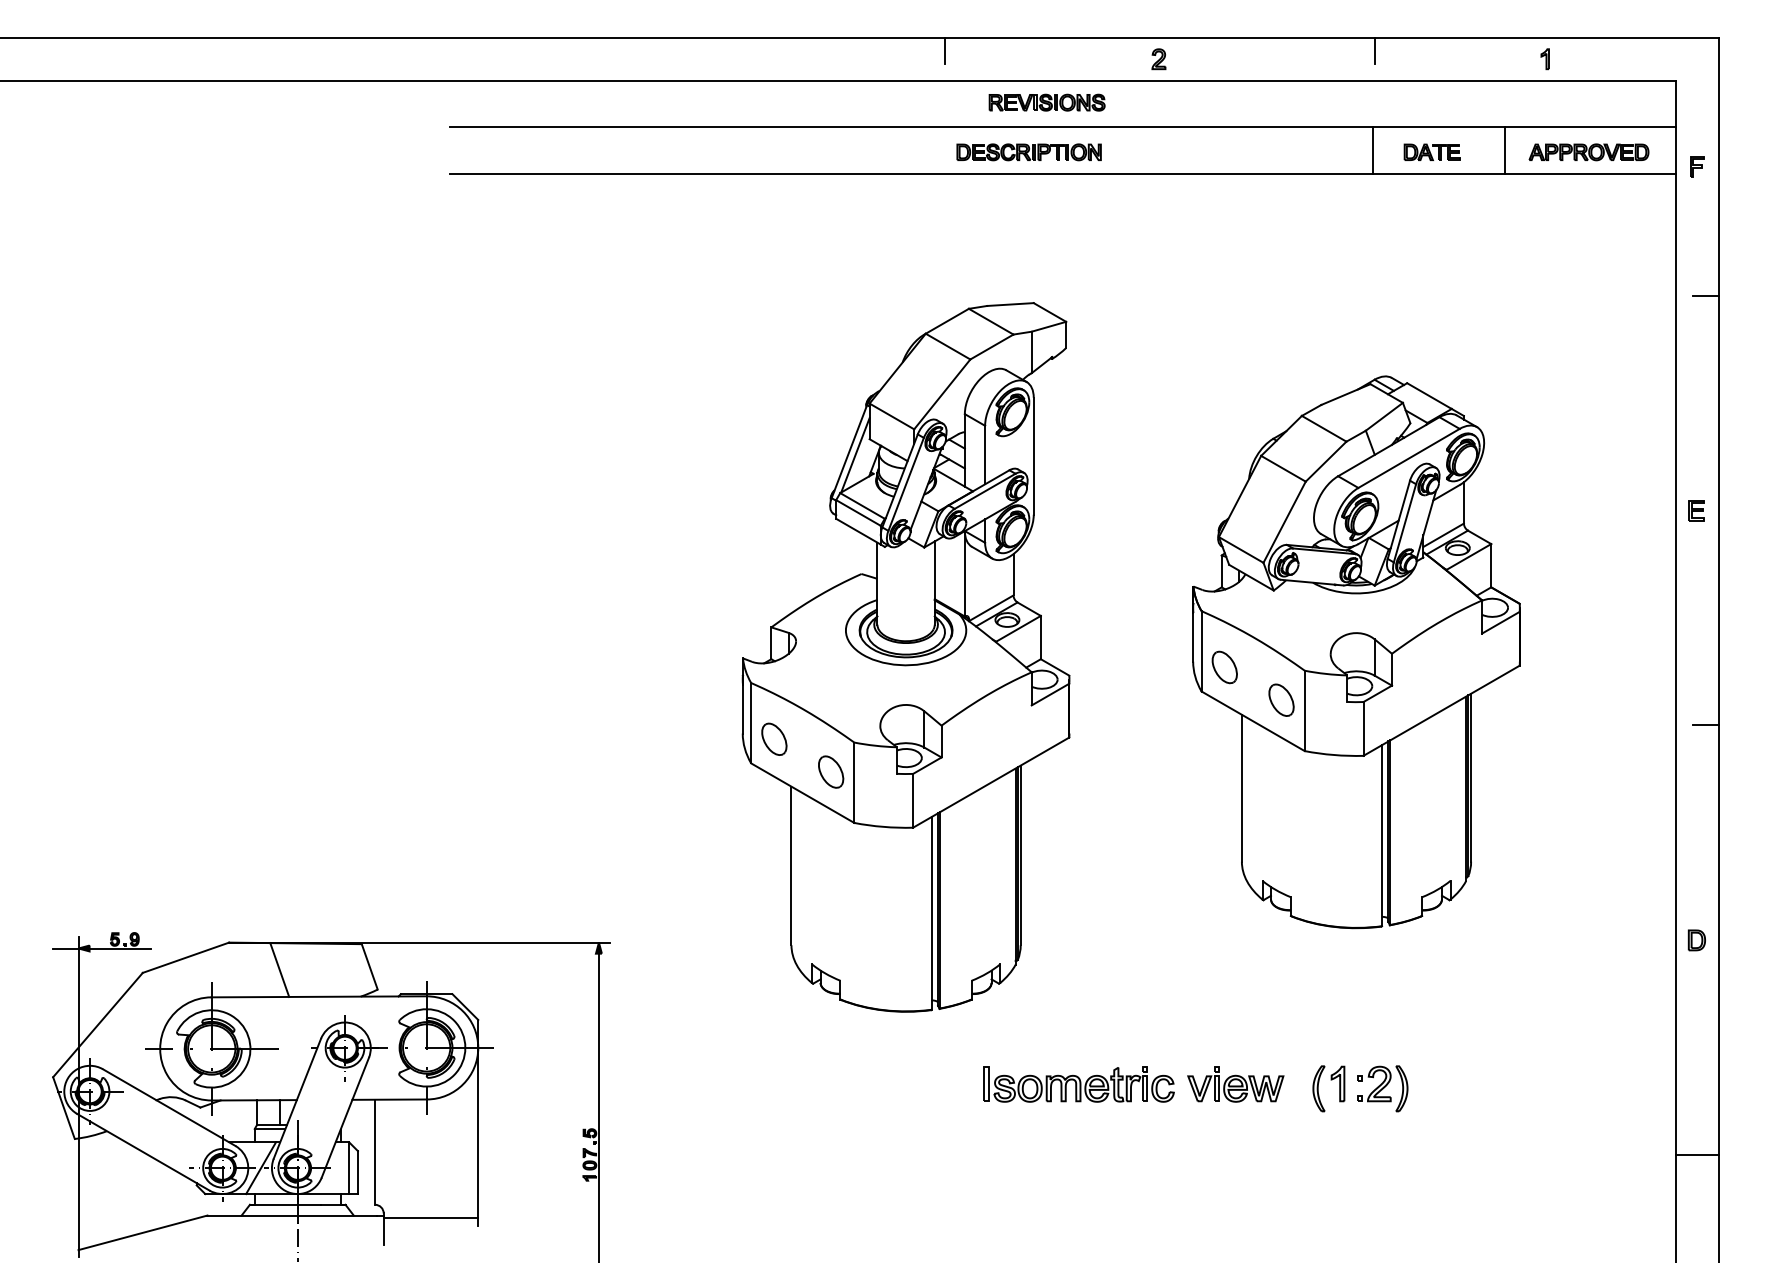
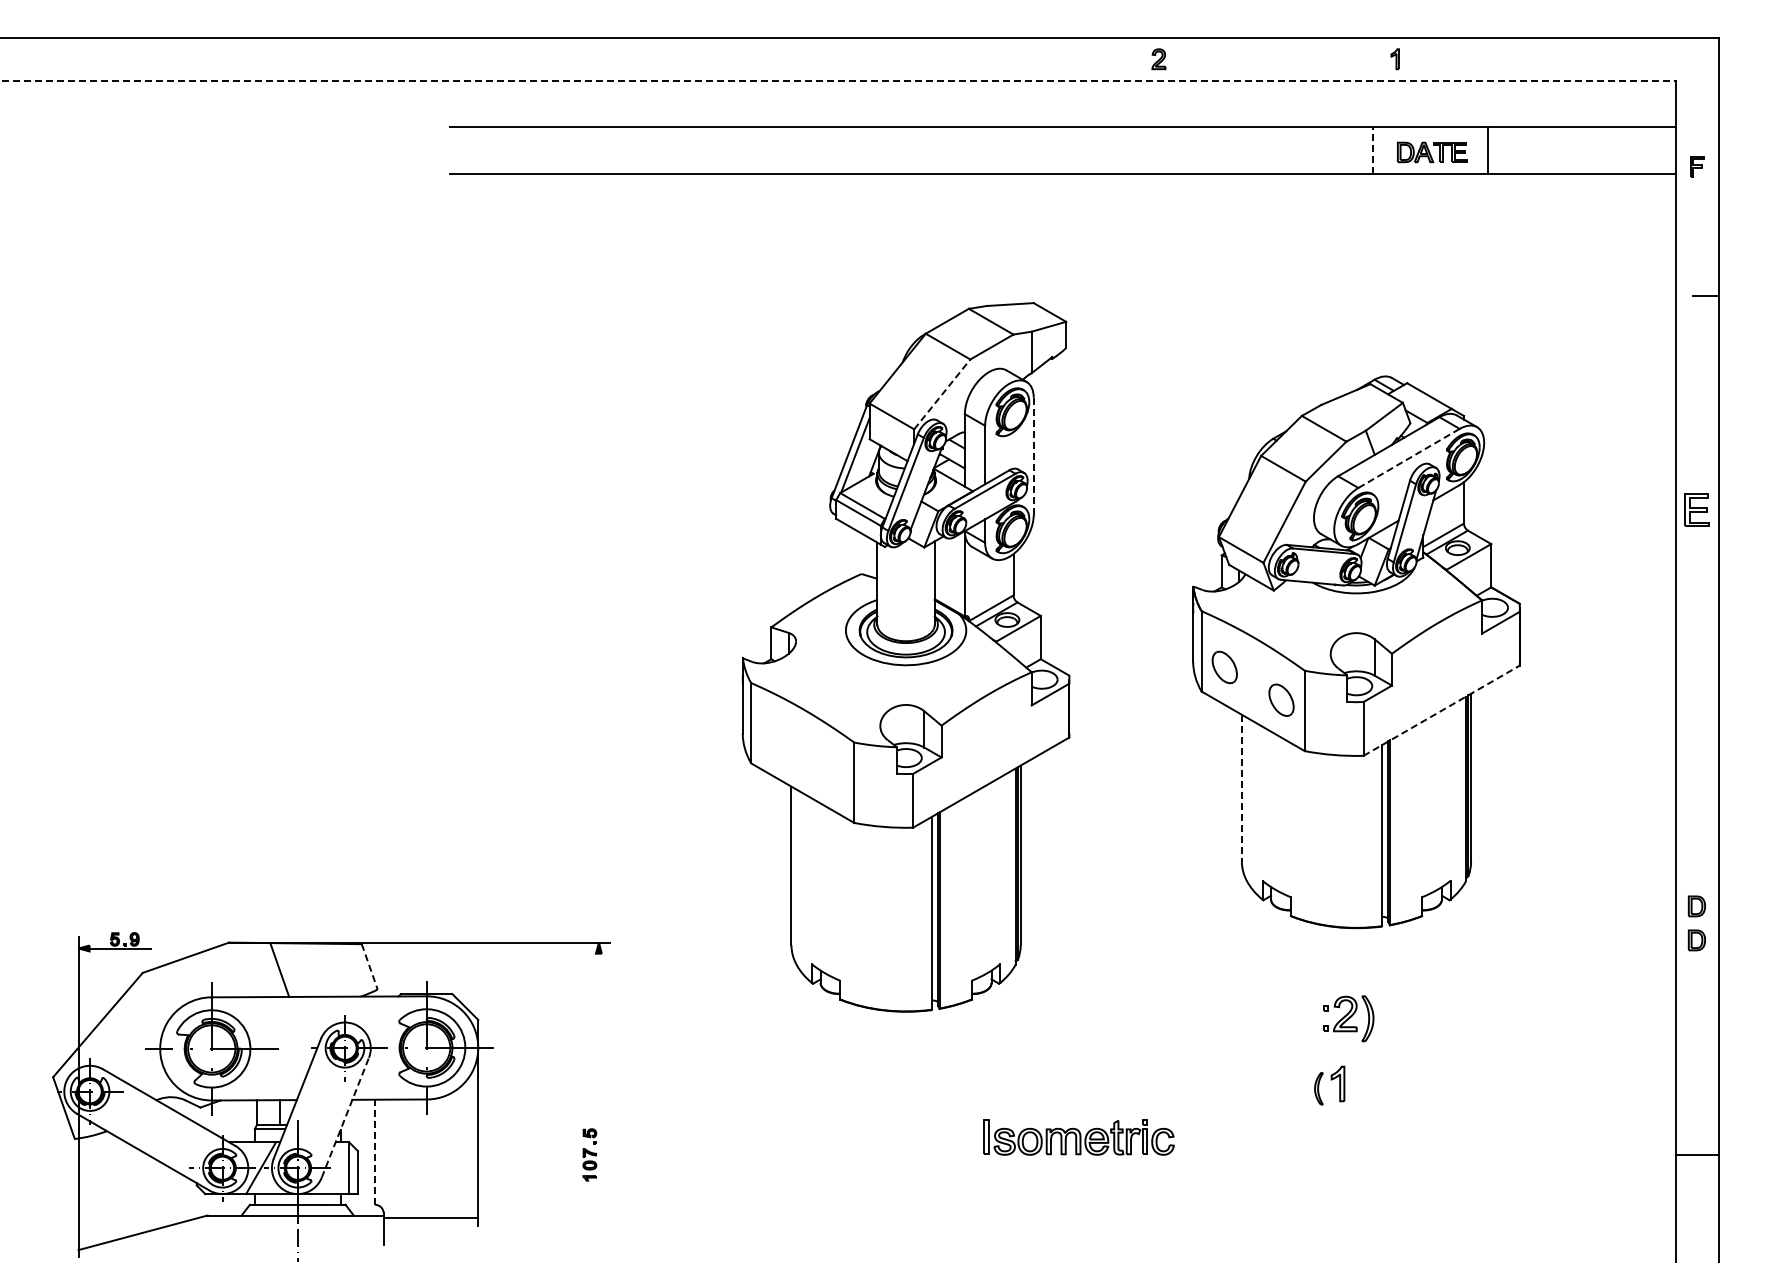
line: present -> none (945, 50)
line: present -> none (1374, 50)
part position: (1544, 59) -> (1394, 59) (1394, 59)
line: solid -> dashed (838, 80)
part: present -> none (1046, 102)
line: solid -> dashed (1373, 150)
line position: (1505, 150) -> (1488, 150) (1488, 150)
part size: 58x18 px -> 71x23 px (1432, 152)
part: present -> none (1028, 152)
part: present -> none (1588, 152)
line: solid -> dashed (942, 394)
line: solid -> dashed (1033, 456)
line: solid -> dashed (1409, 458)
part size: 17x22 px -> 26x34 px (1696, 509)
line: solid -> dashed (1442, 710)
line: present -> none (1705, 725)
part: present -> none (774, 738)
part: present -> none (831, 771)
line: solid -> dashed (1241, 788)
part: none -> present (1696, 906)
line: present -> none (65, 948)
line: solid -> dashed (369, 967)
part position: (1078, 1084) -> (1078, 1137) (1078, 1137)
part: present -> none (1235, 1084)
part size: 14x48 px -> 10x34 px (1318, 1088)
part position: (1382, 1088) -> (1348, 1018) (1348, 1018)
line: present -> none (598, 1106)
line: solid -> dashed (345, 1117)
line: solid -> dashed (375, 1152)
